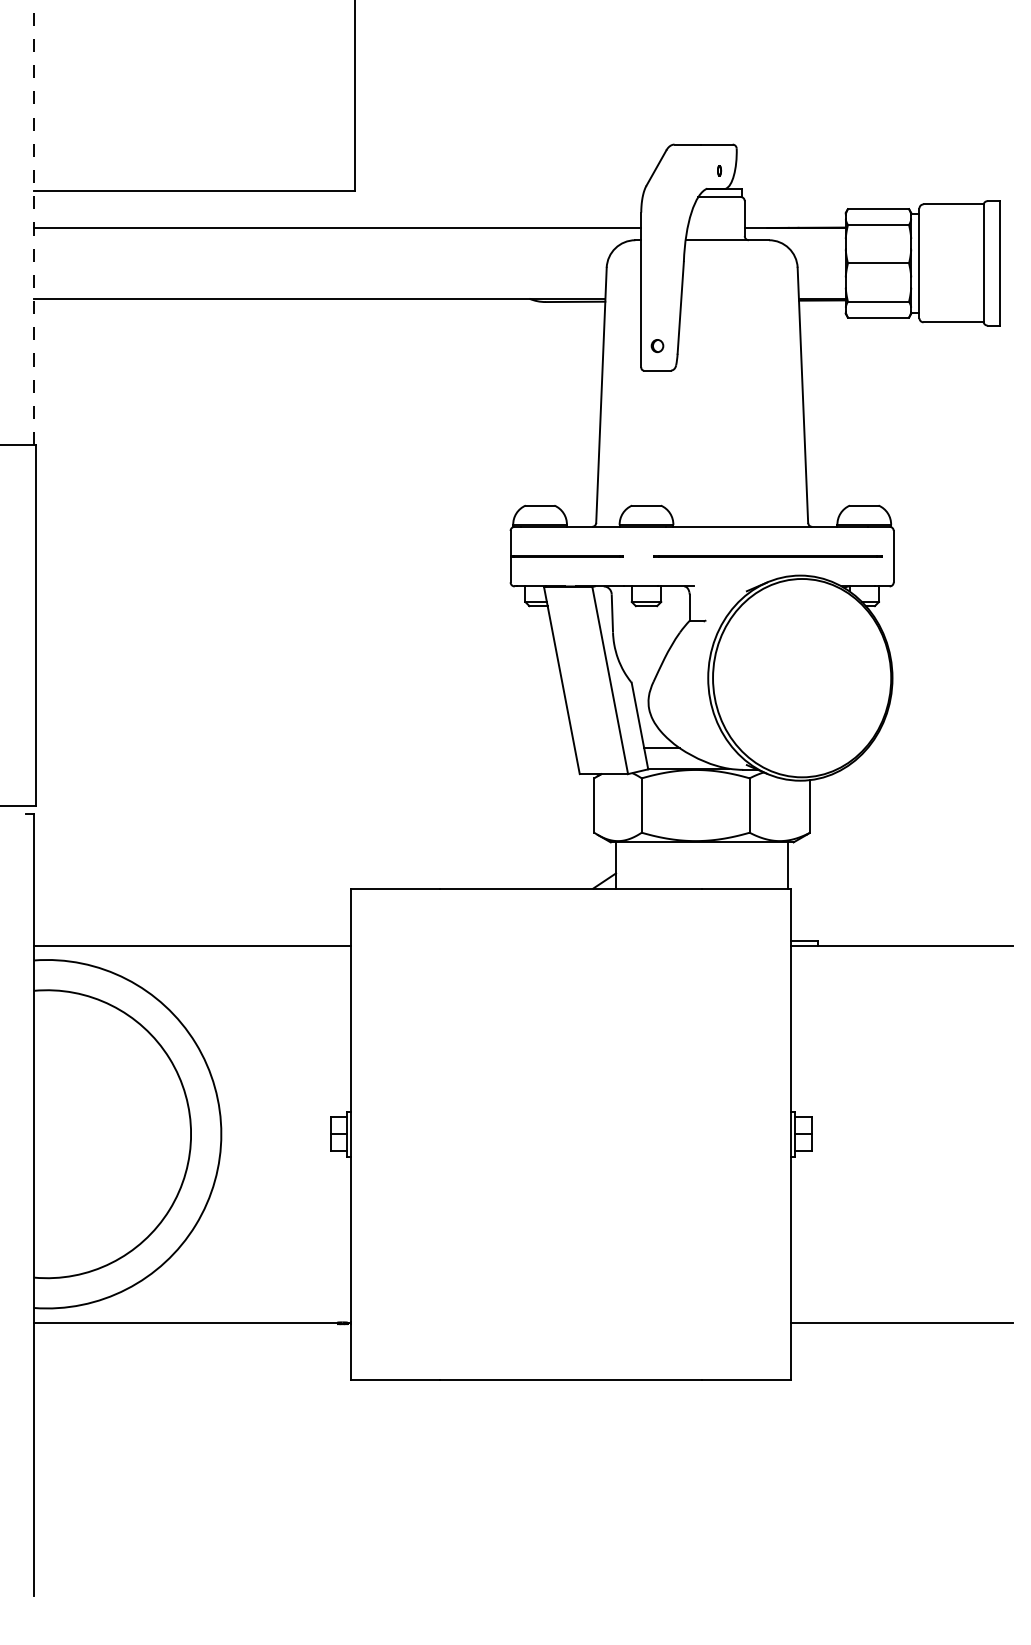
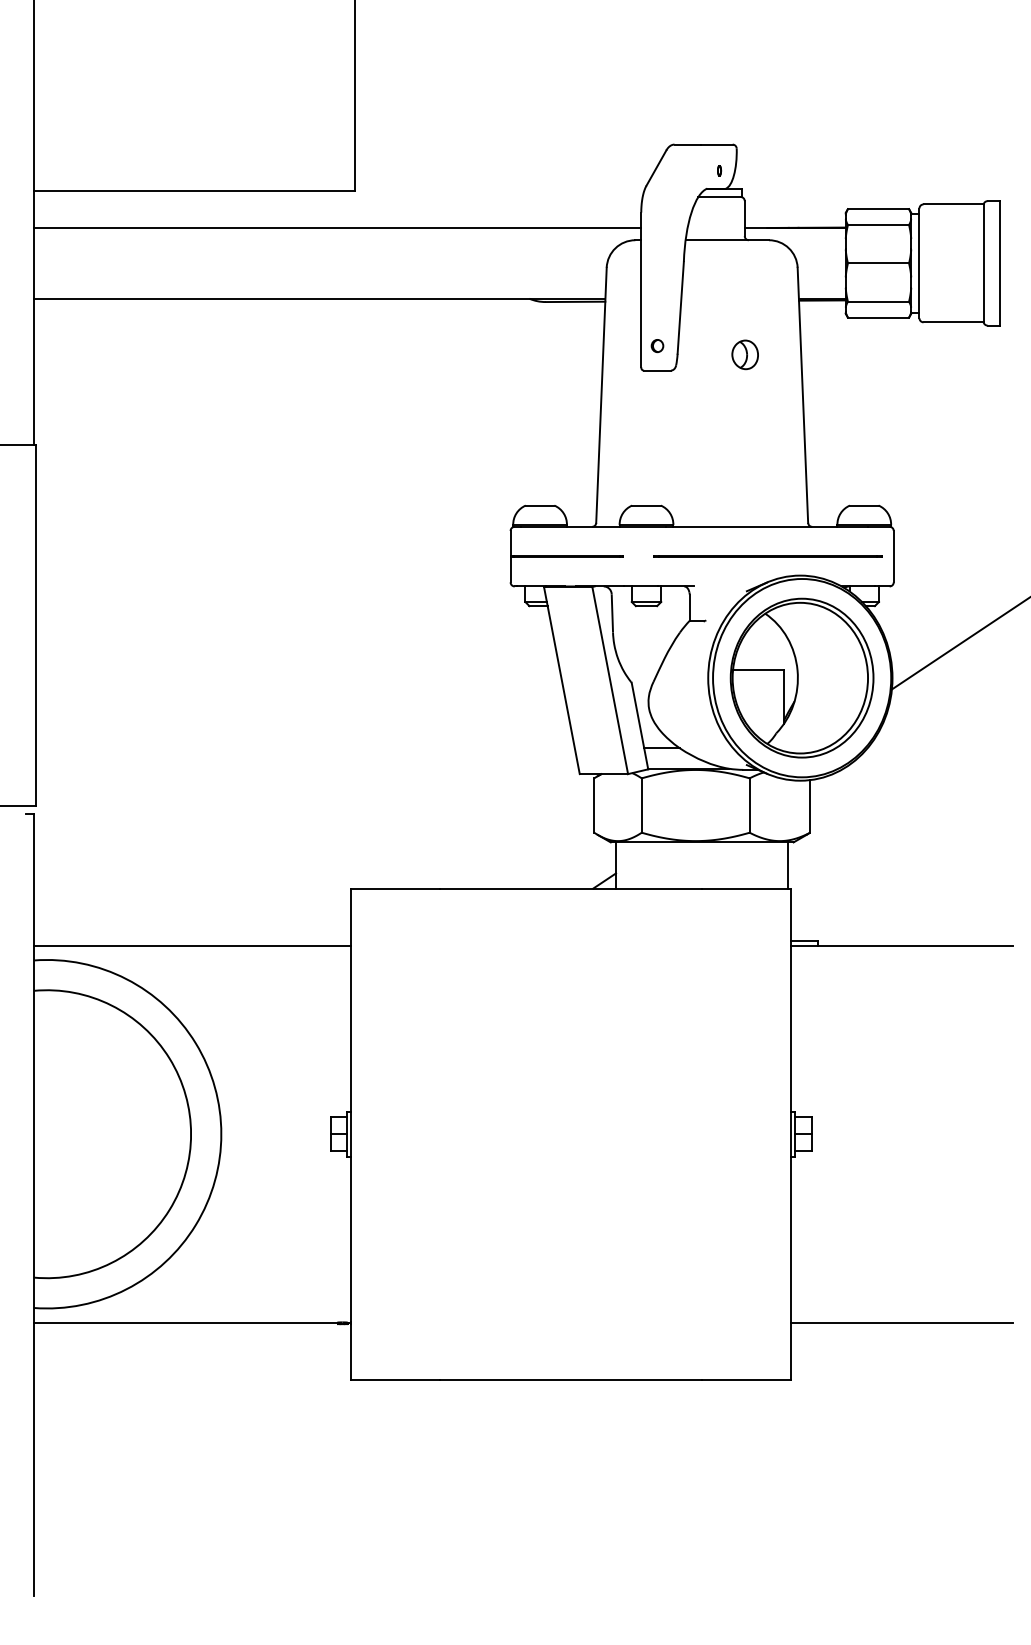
line: dashed -> solid (33, 223)
part: none -> present (744, 354)
line: none -> present (959, 644)
part: none -> present (801, 677)
